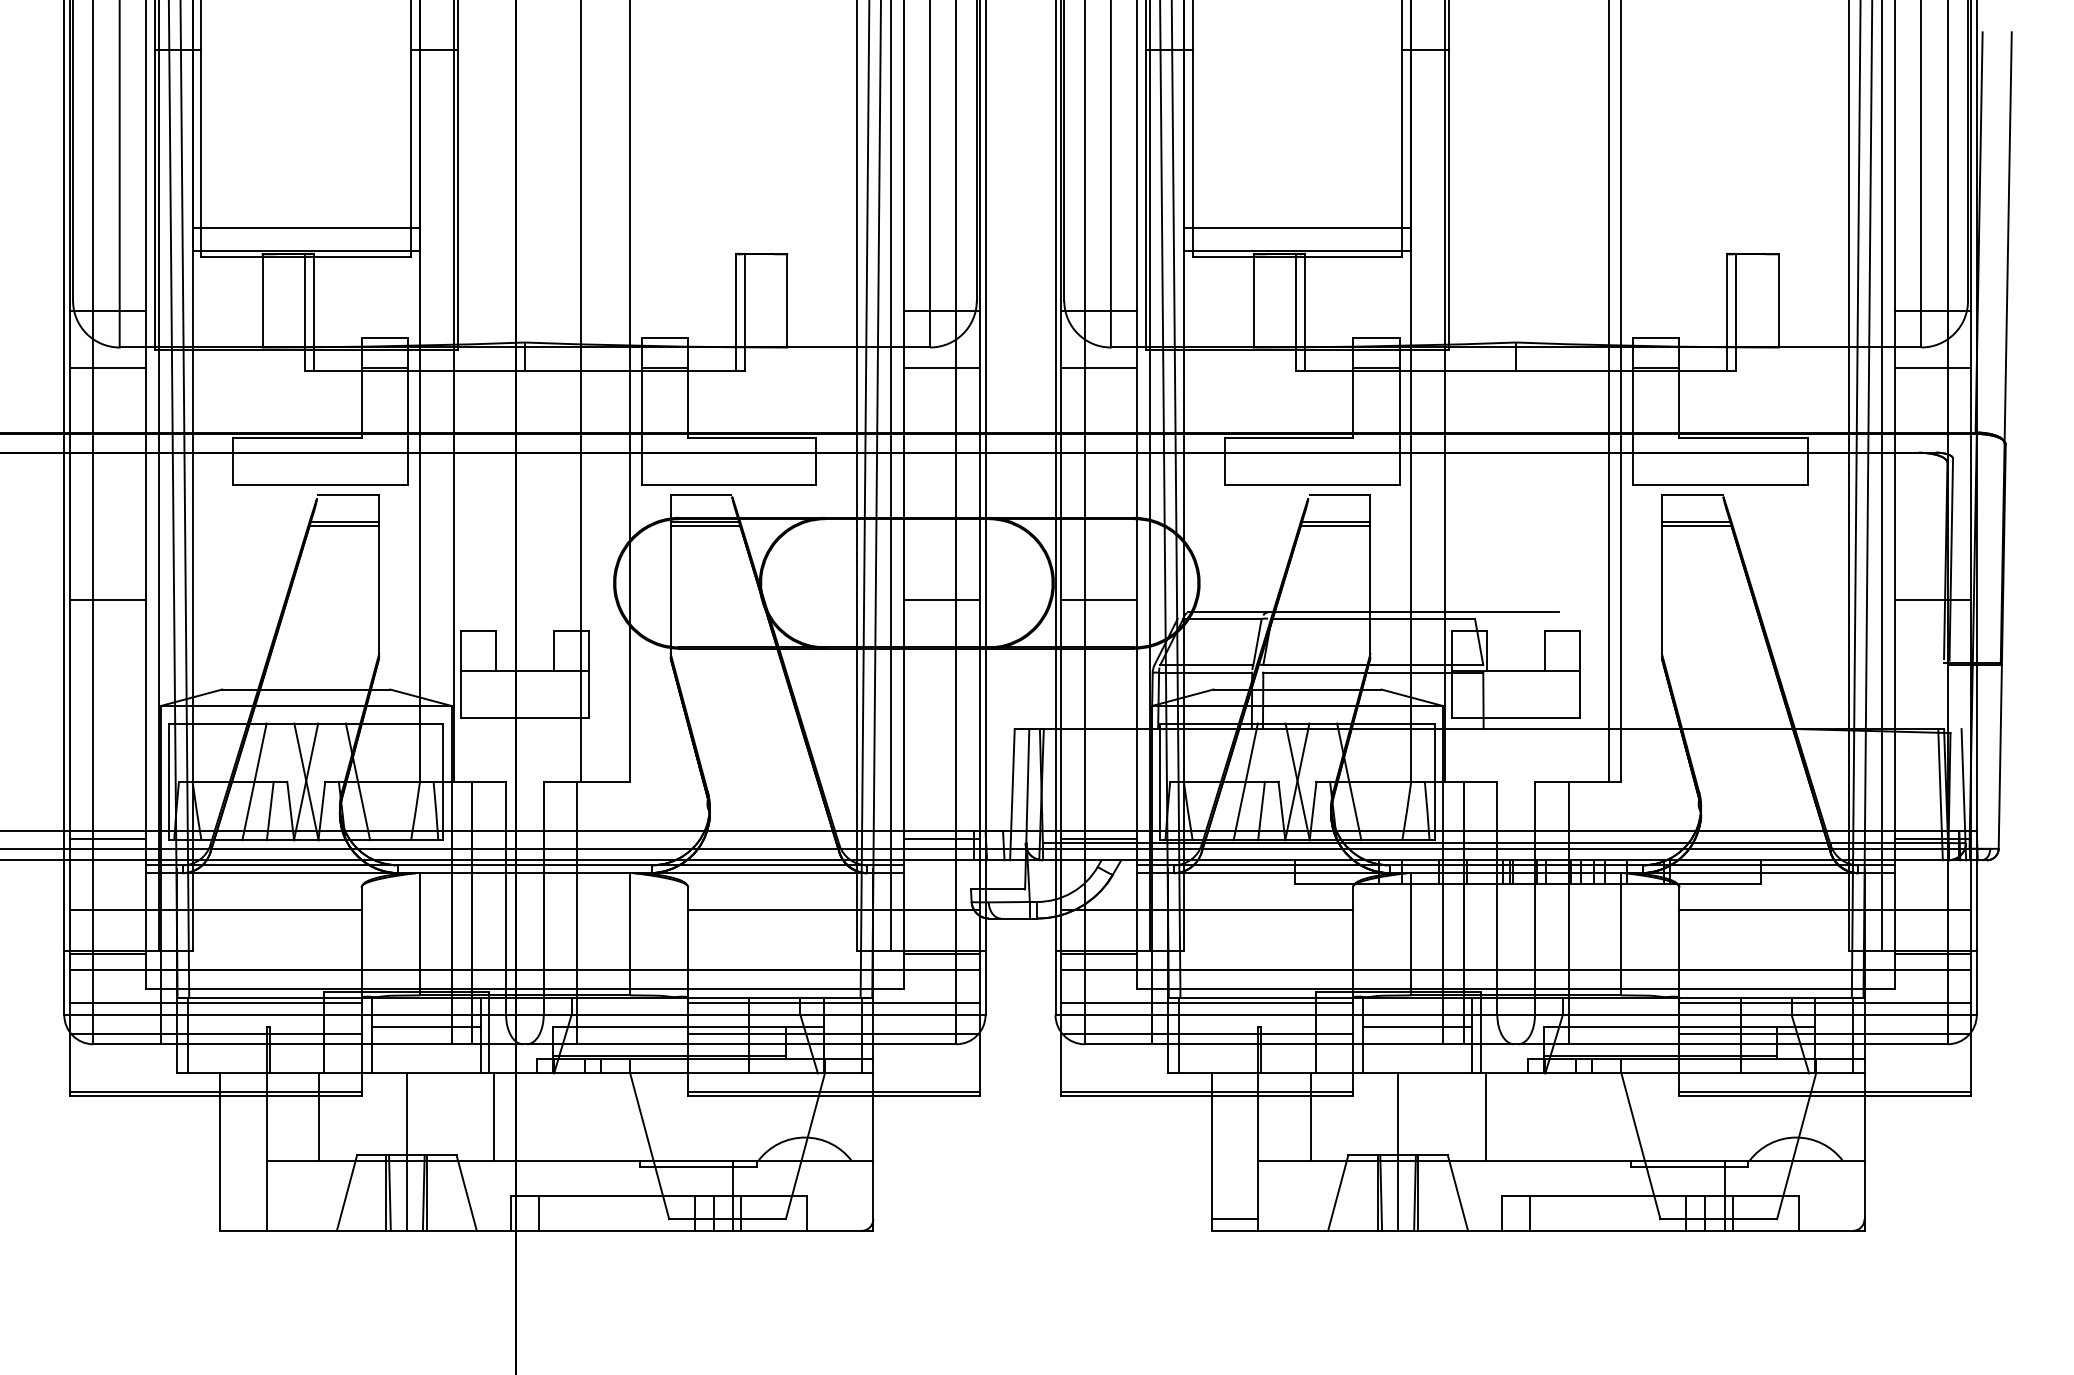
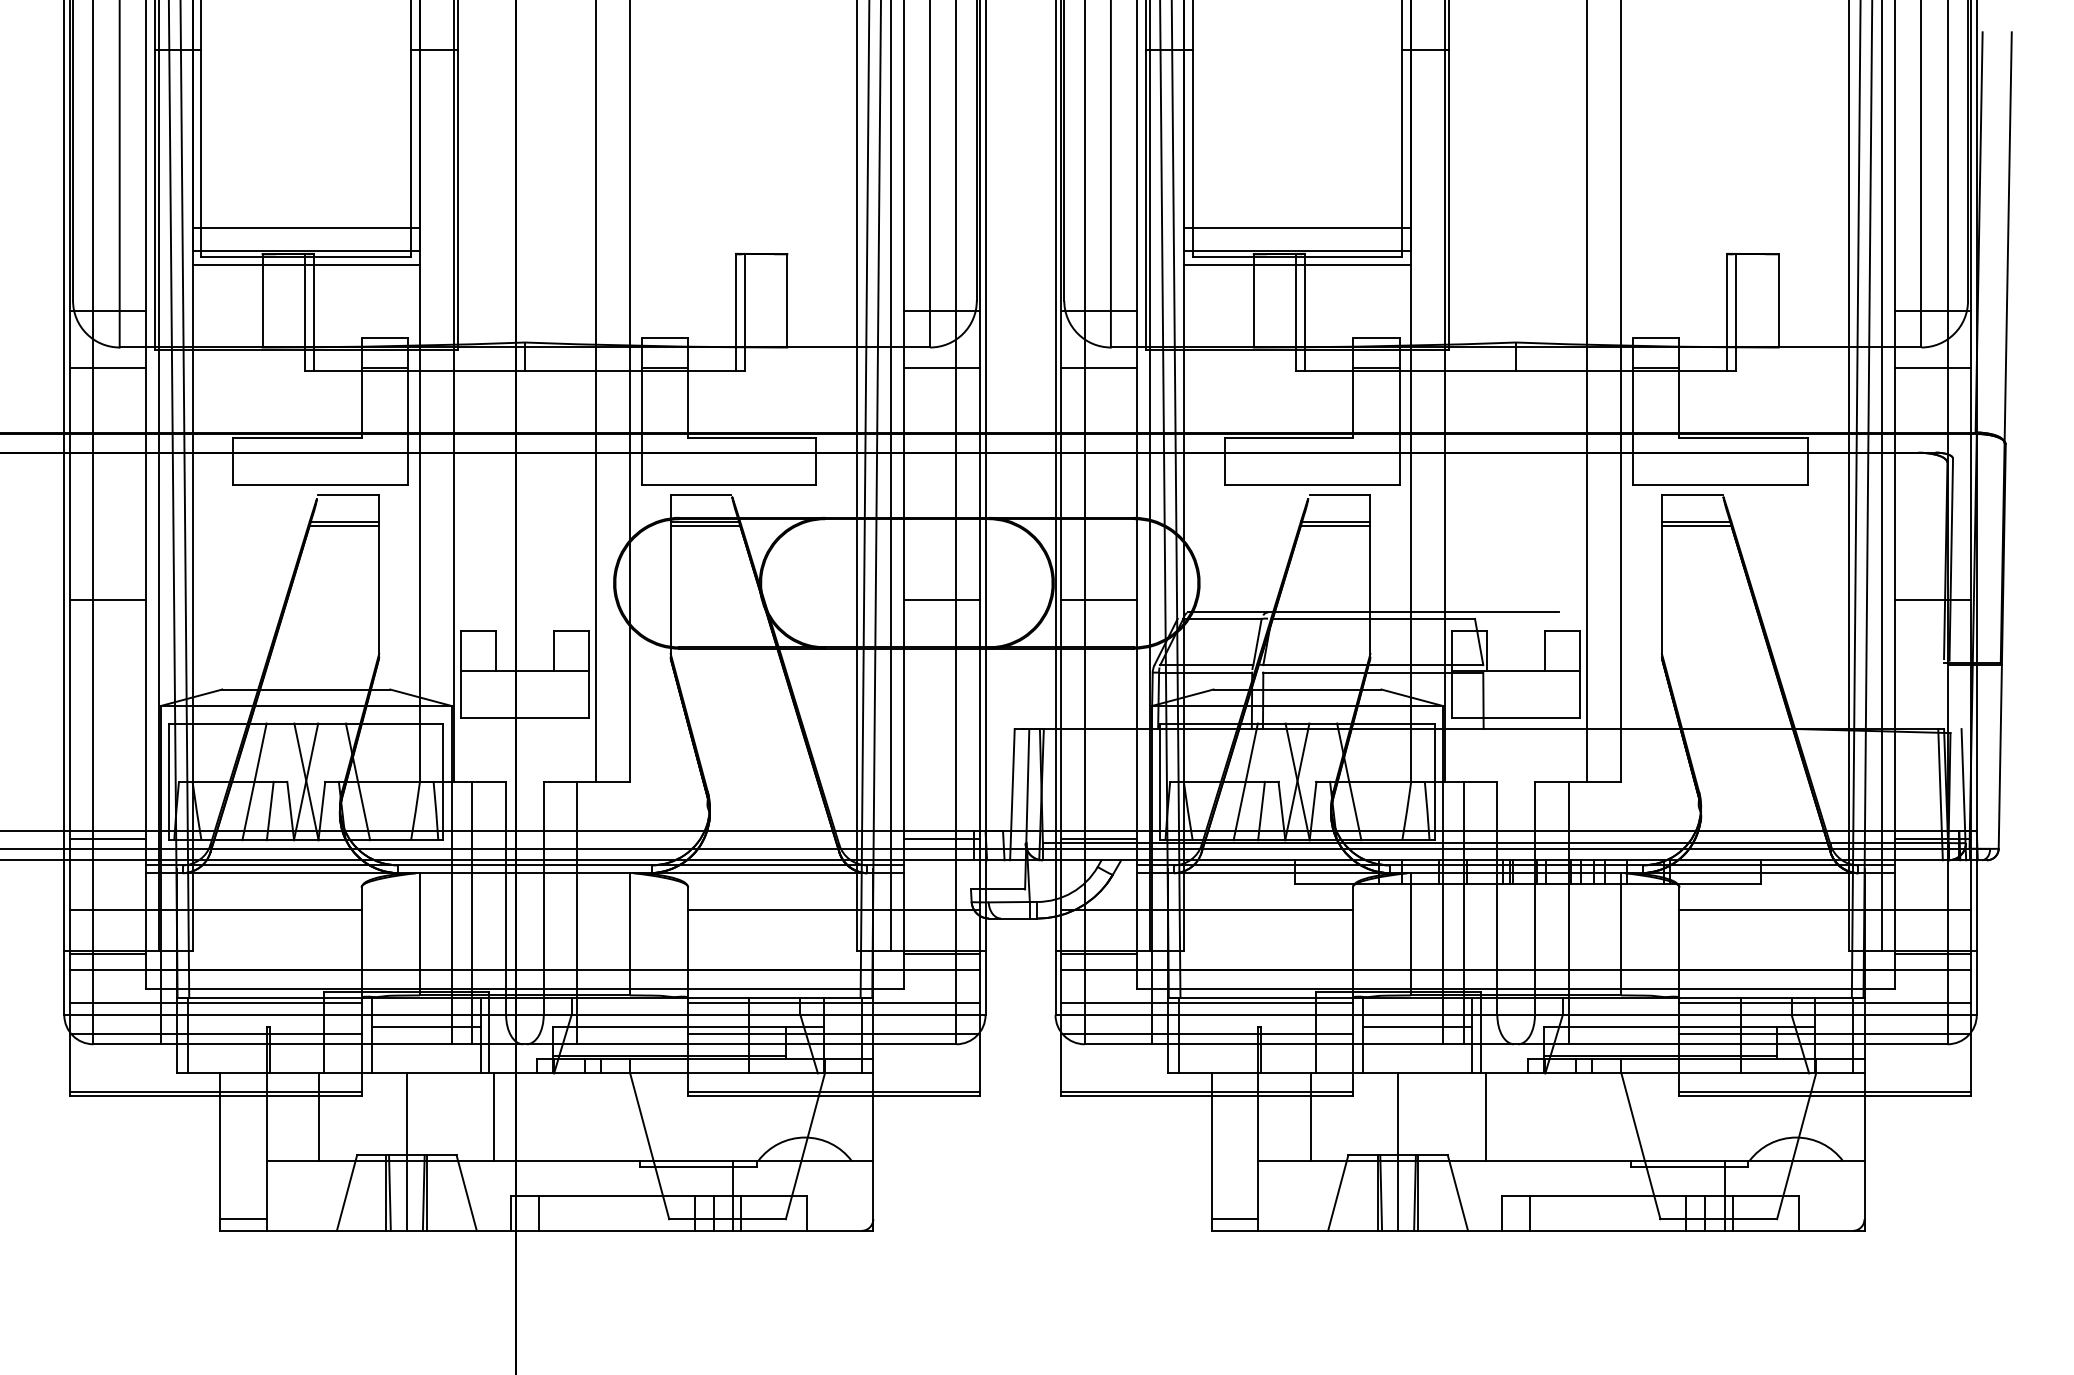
line: none -> present (305, 265)
line: none -> present (1297, 265)
line position: (581, 391) -> (596, 391) (596, 391)
line position: (1609, 391) -> (1587, 391) (1587, 391)
line: none -> present (243, 1219)
